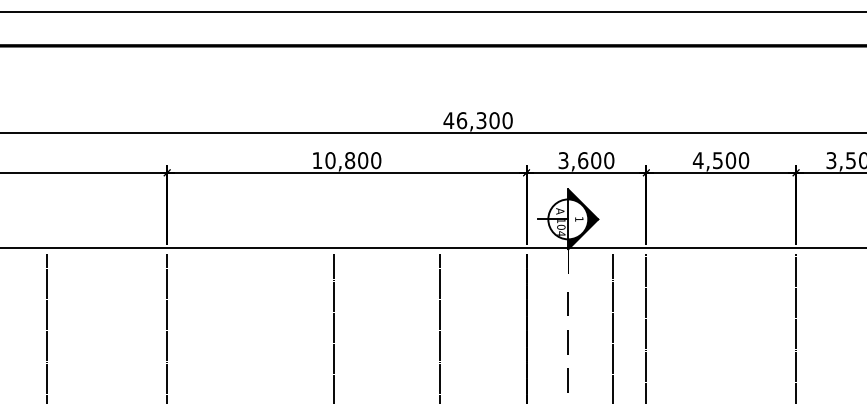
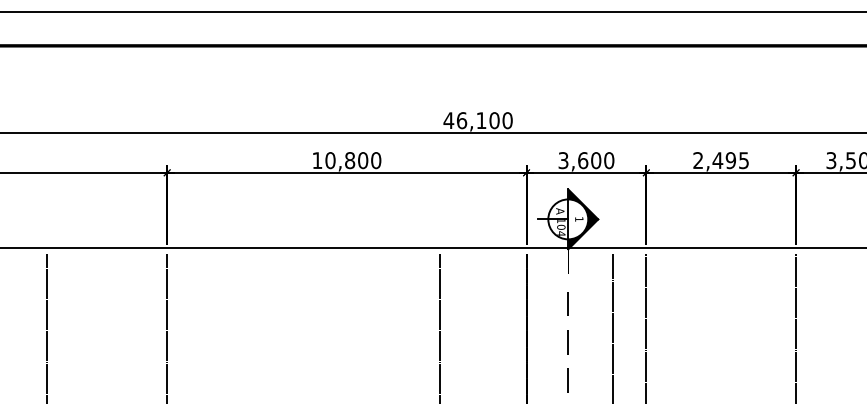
text: 46,300 -> 46,100 (481, 120)
text: 4,500 -> 2,495 (720, 160)
line: present -> none (333, 327)
